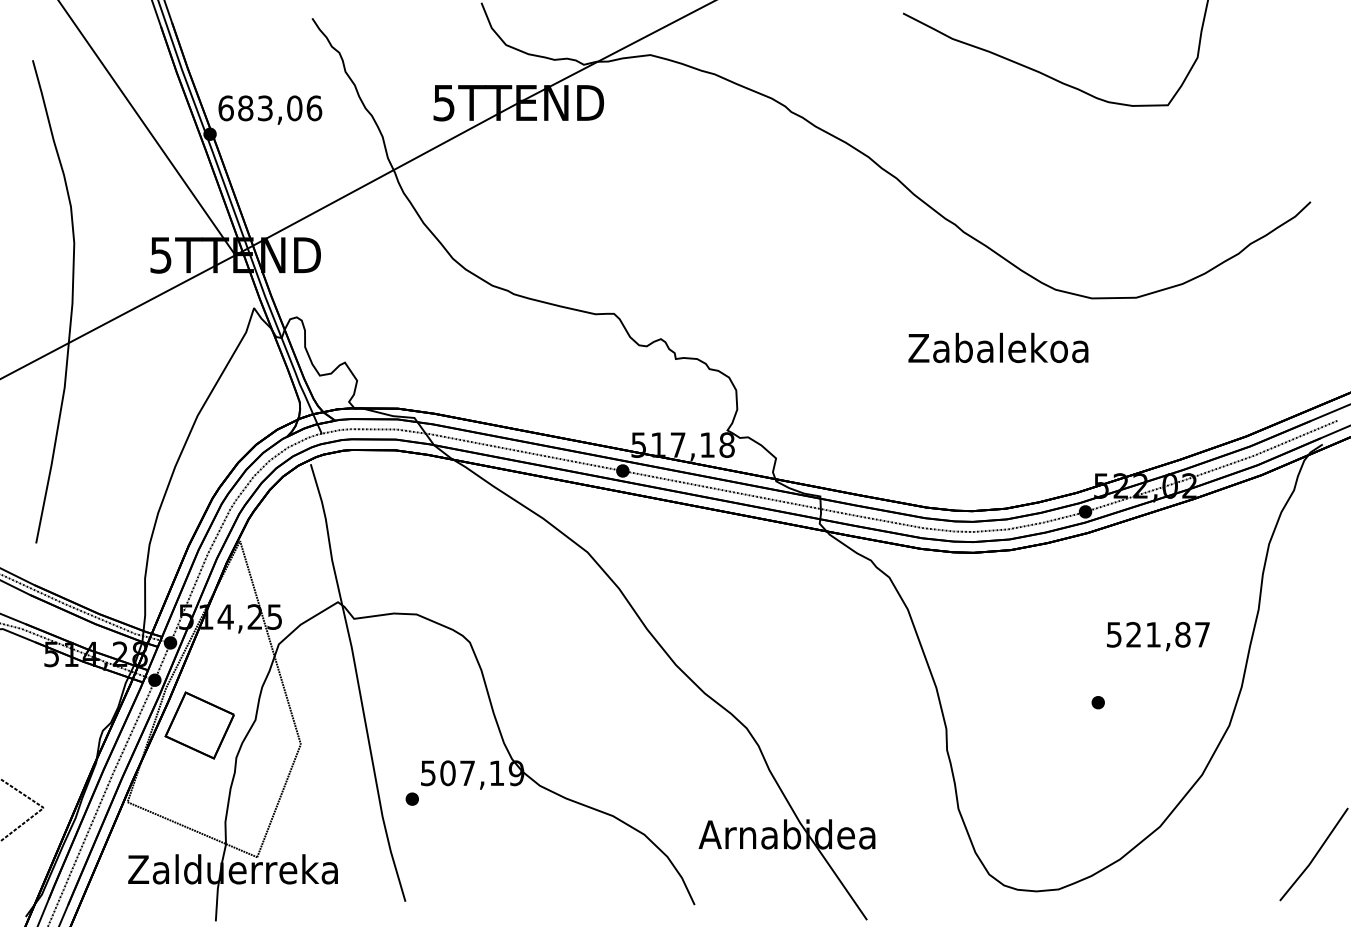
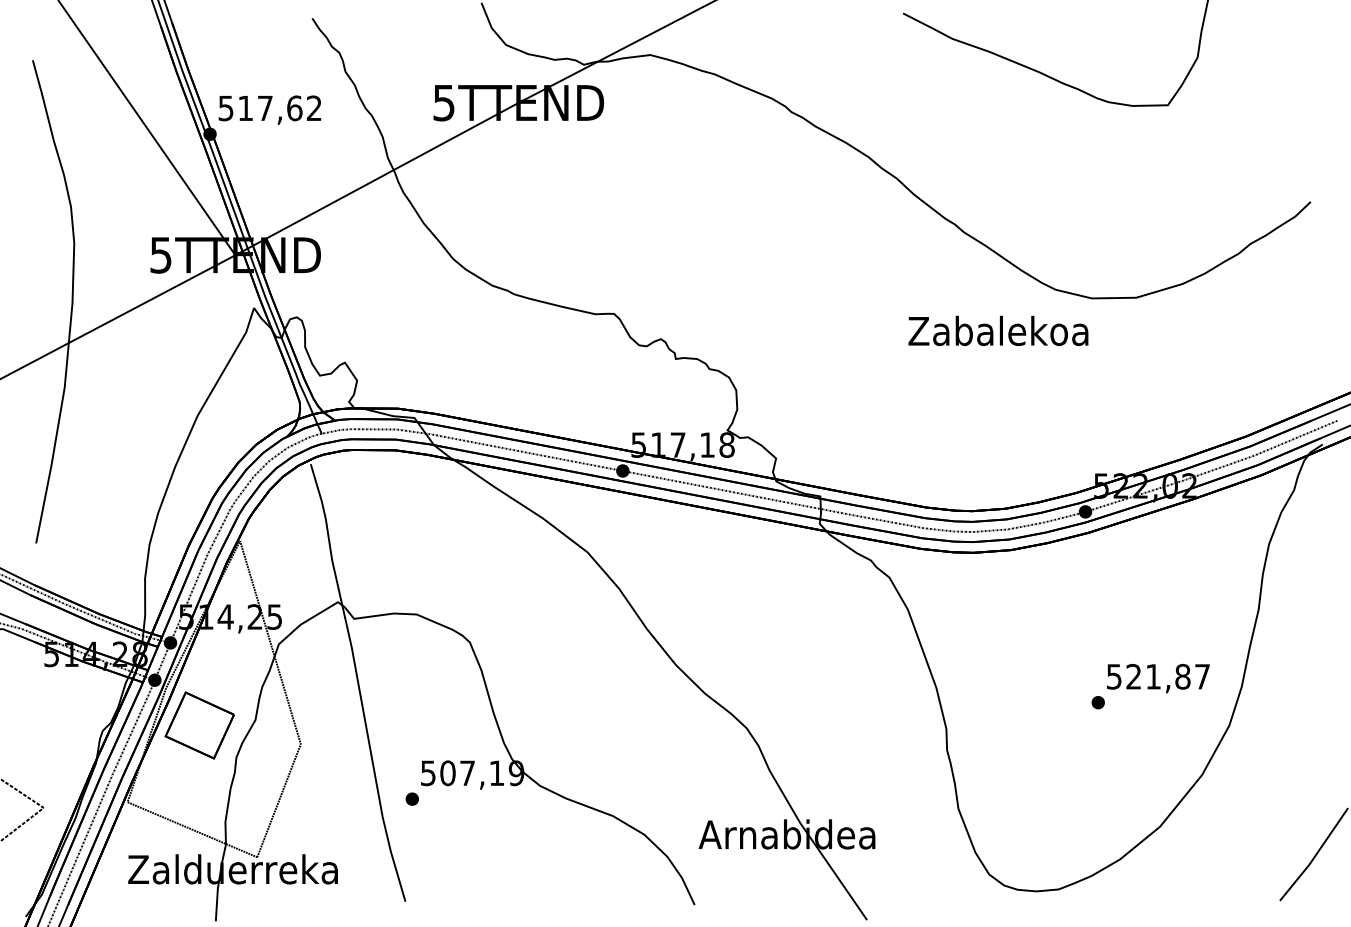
text: 683,06 -> 517,62 (270, 108)
text position: (998, 347) -> (998, 330) (998, 330)
text position: (1158, 636) -> (1158, 678) (1158, 678)
